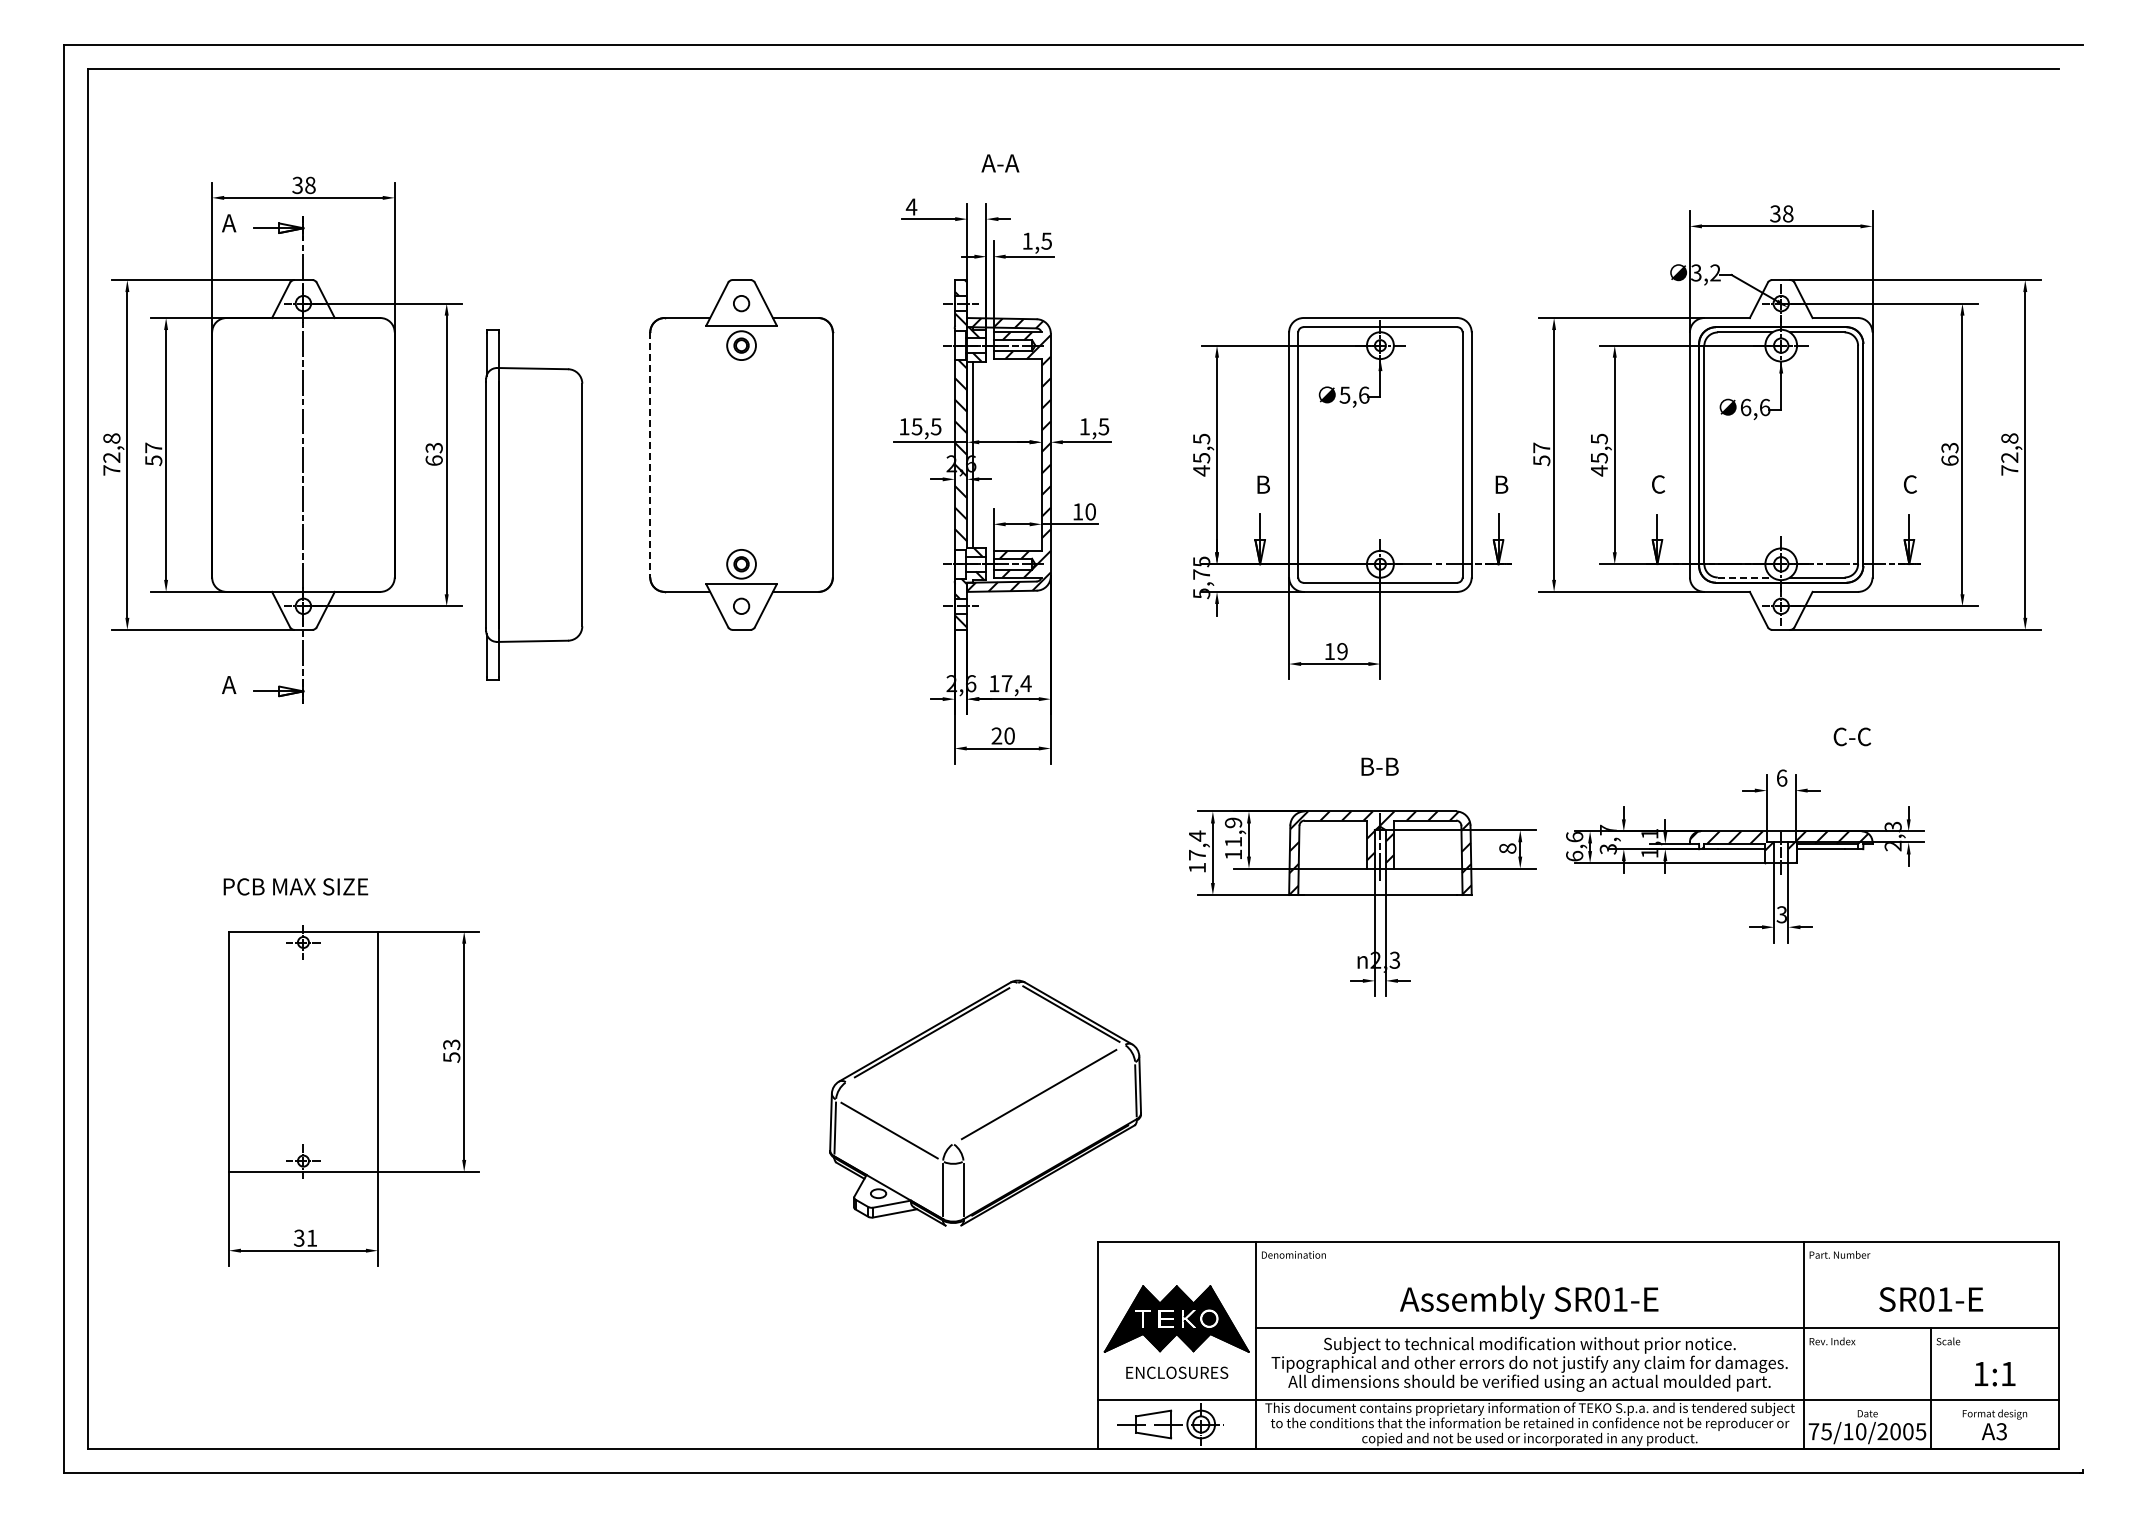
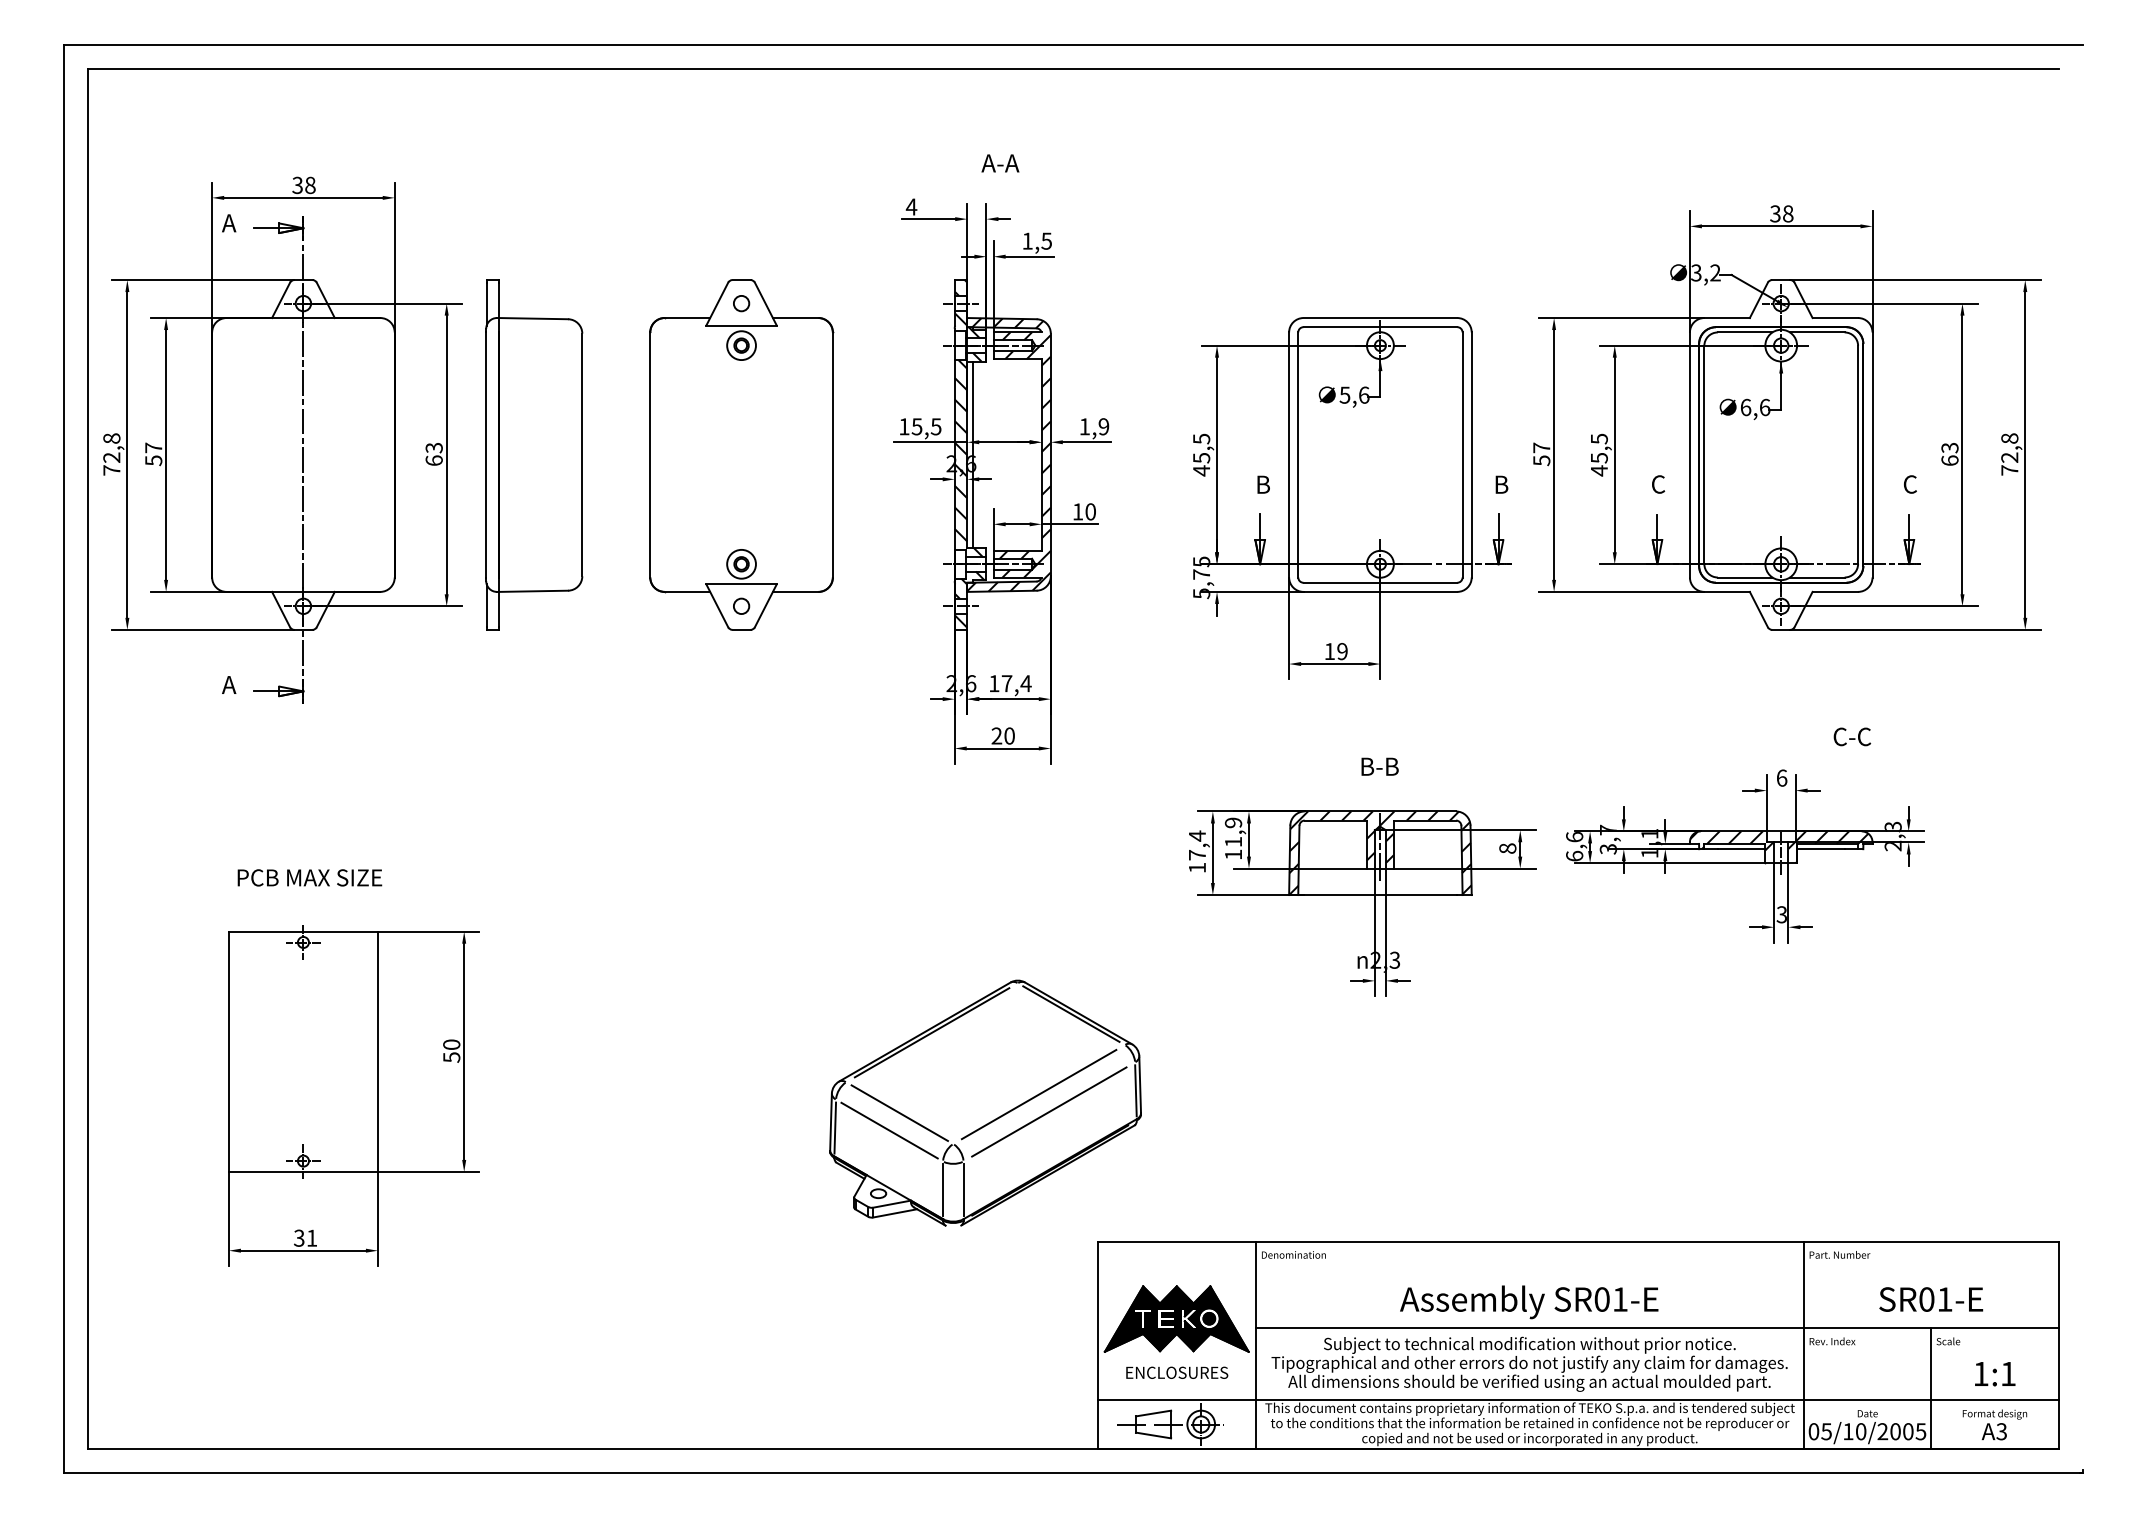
text: 1,5 -> 1,9 (1103, 426)
line: dashed -> solid (650, 454)
part position: (534, 504) -> (534, 454) (534, 454)
line: dashed -> solid (1745, 577)
text position: (295, 886) -> (309, 877) (309, 877)
text: 53 -> 50 (451, 1044)
line: none -> present (1049, 1111)
line: none -> present (899, 1112)
text: 75/10/2005 -> 05/10/2005 (1813, 1431)
